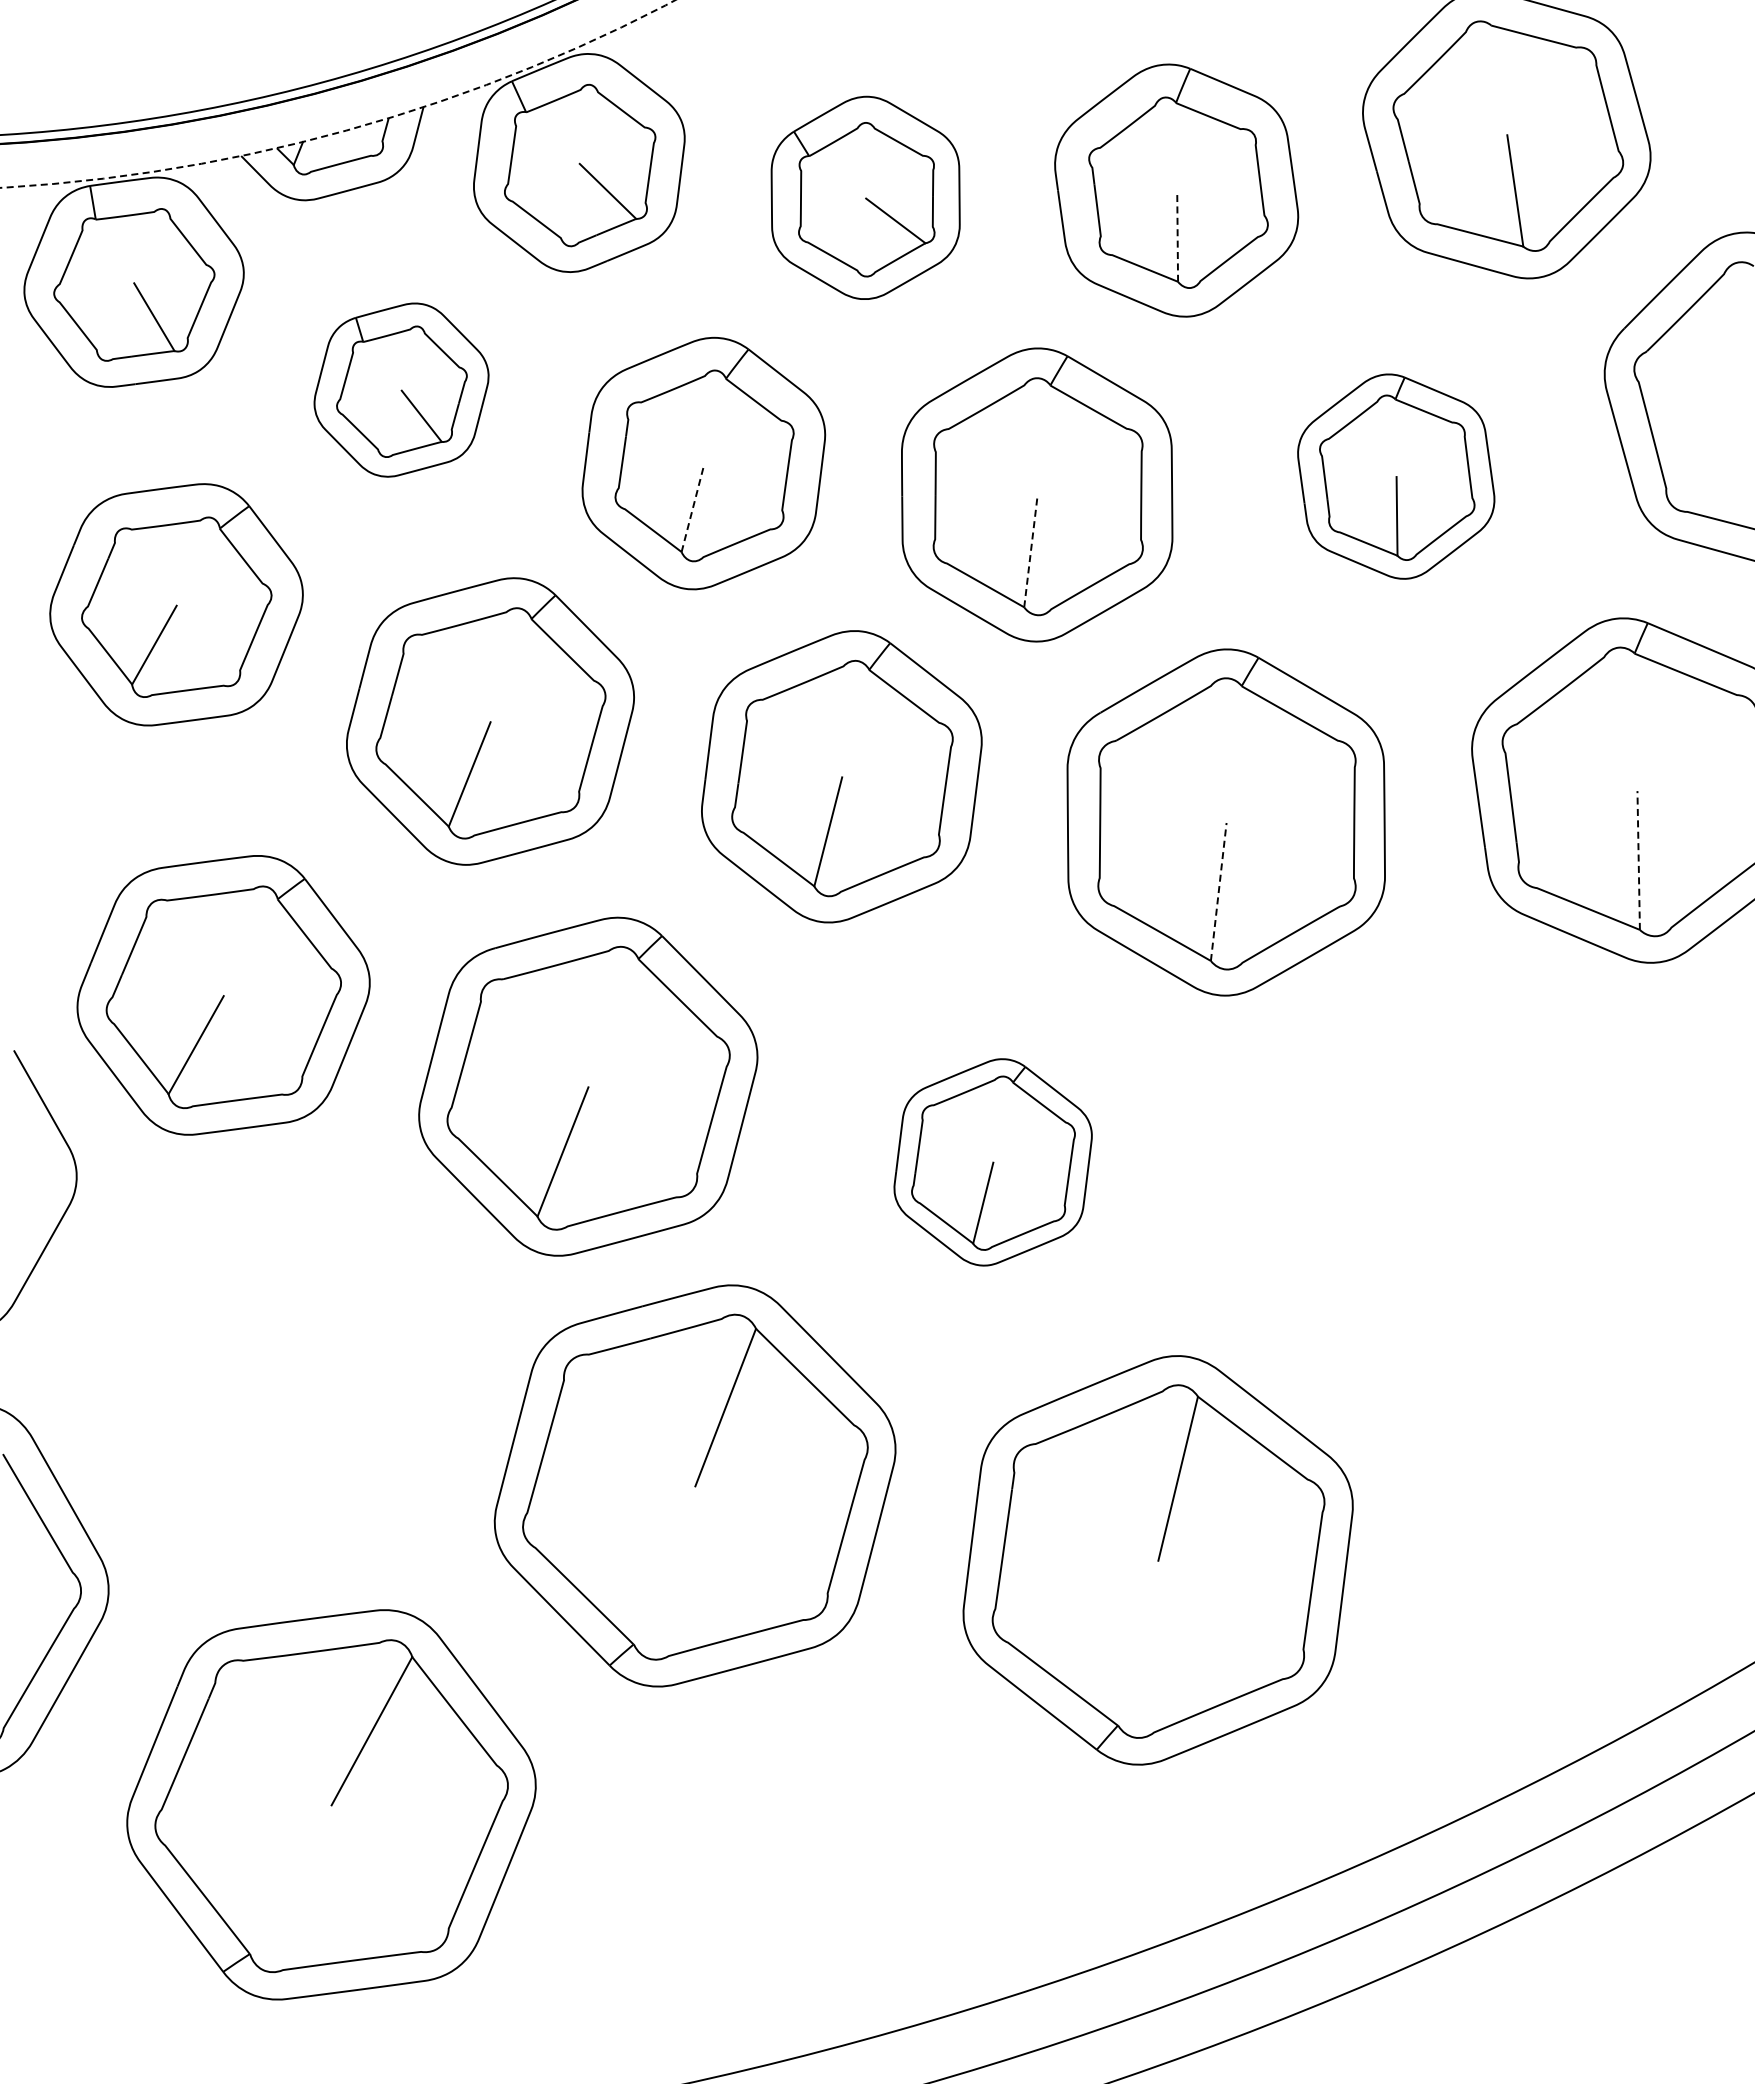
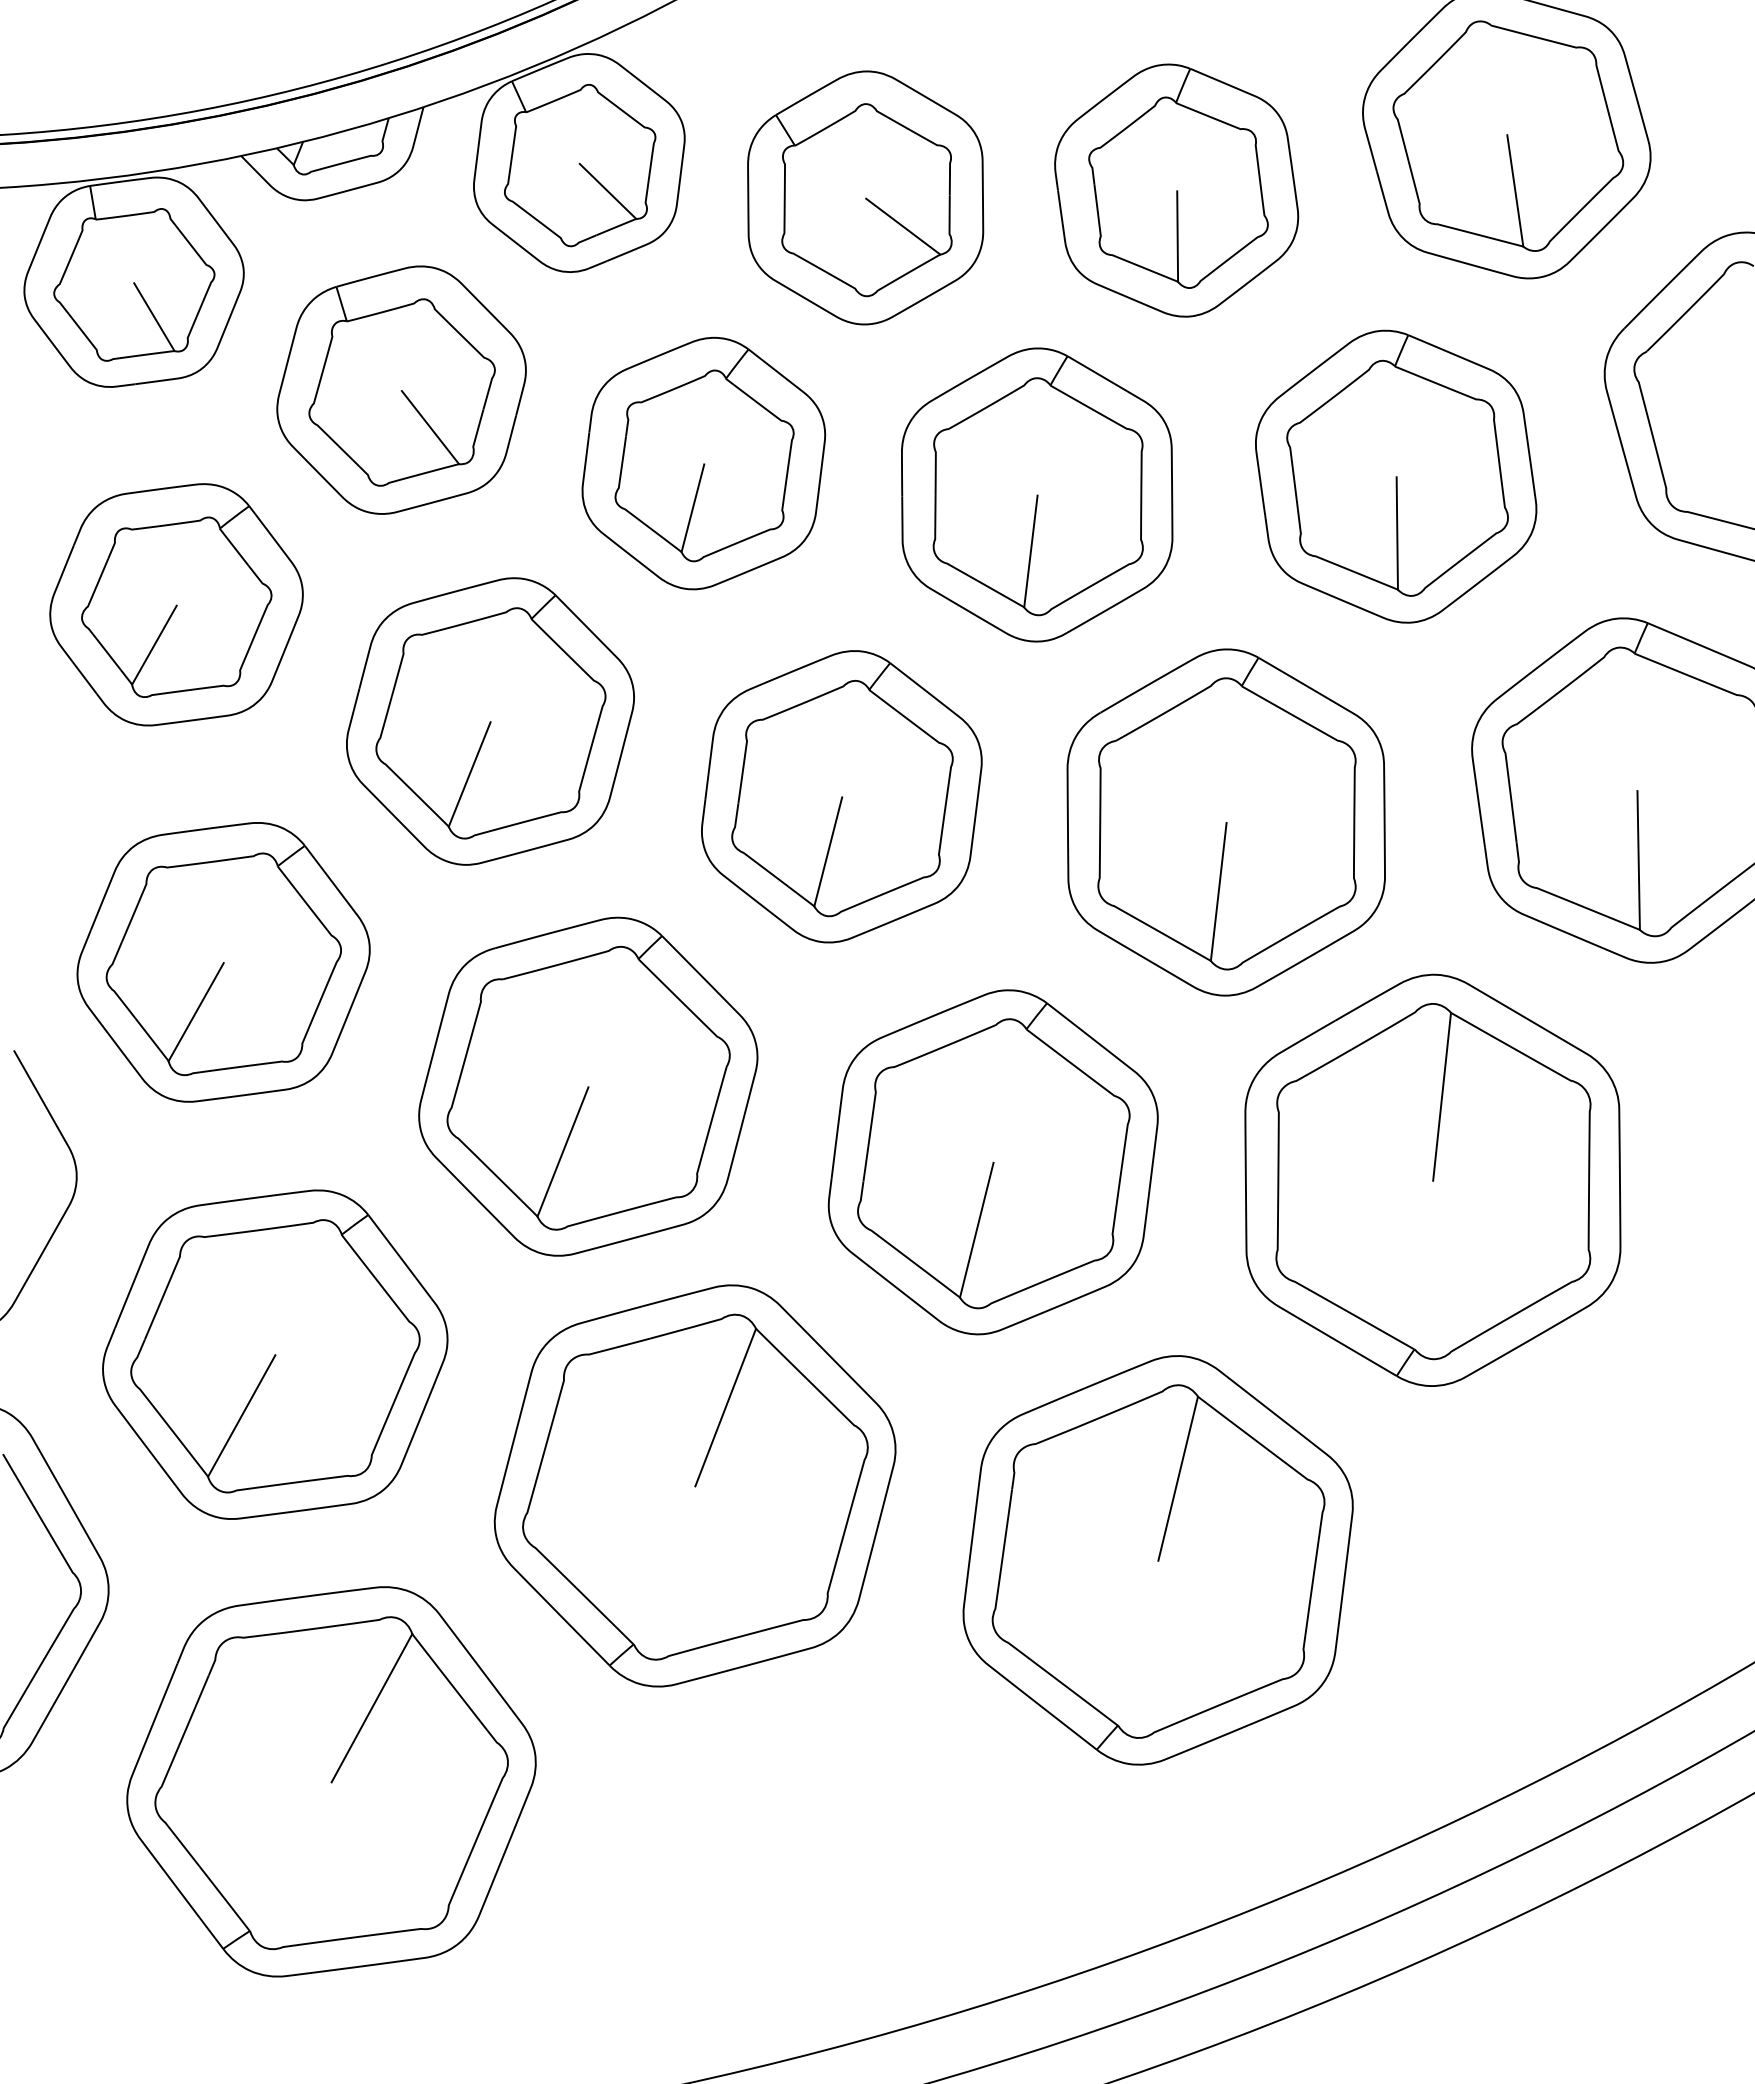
arc: dashed -> solid (348, 129)
part size: 191x205 px -> 238x256 px (865, 197)
line: dashed -> solid (1177, 236)
part size: 177x176 px -> 251x250 px (401, 389)
part size: 199x207 px -> 283x295 px (1396, 476)
line: dashed -> solid (693, 507)
line: dashed -> solid (1030, 550)
part position: (841, 776) -> (841, 796) (841, 796)
line: dashed -> solid (1638, 859)
line: dashed -> solid (1218, 891)
part position: (223, 995) -> (223, 962) (223, 962)
part size: 200x209 px -> 332x347 px (992, 1162)
part: none -> present (1432, 1179)
part: none -> present (275, 1354)
part position: (331, 1804) -> (331, 1781) (331, 1781)
